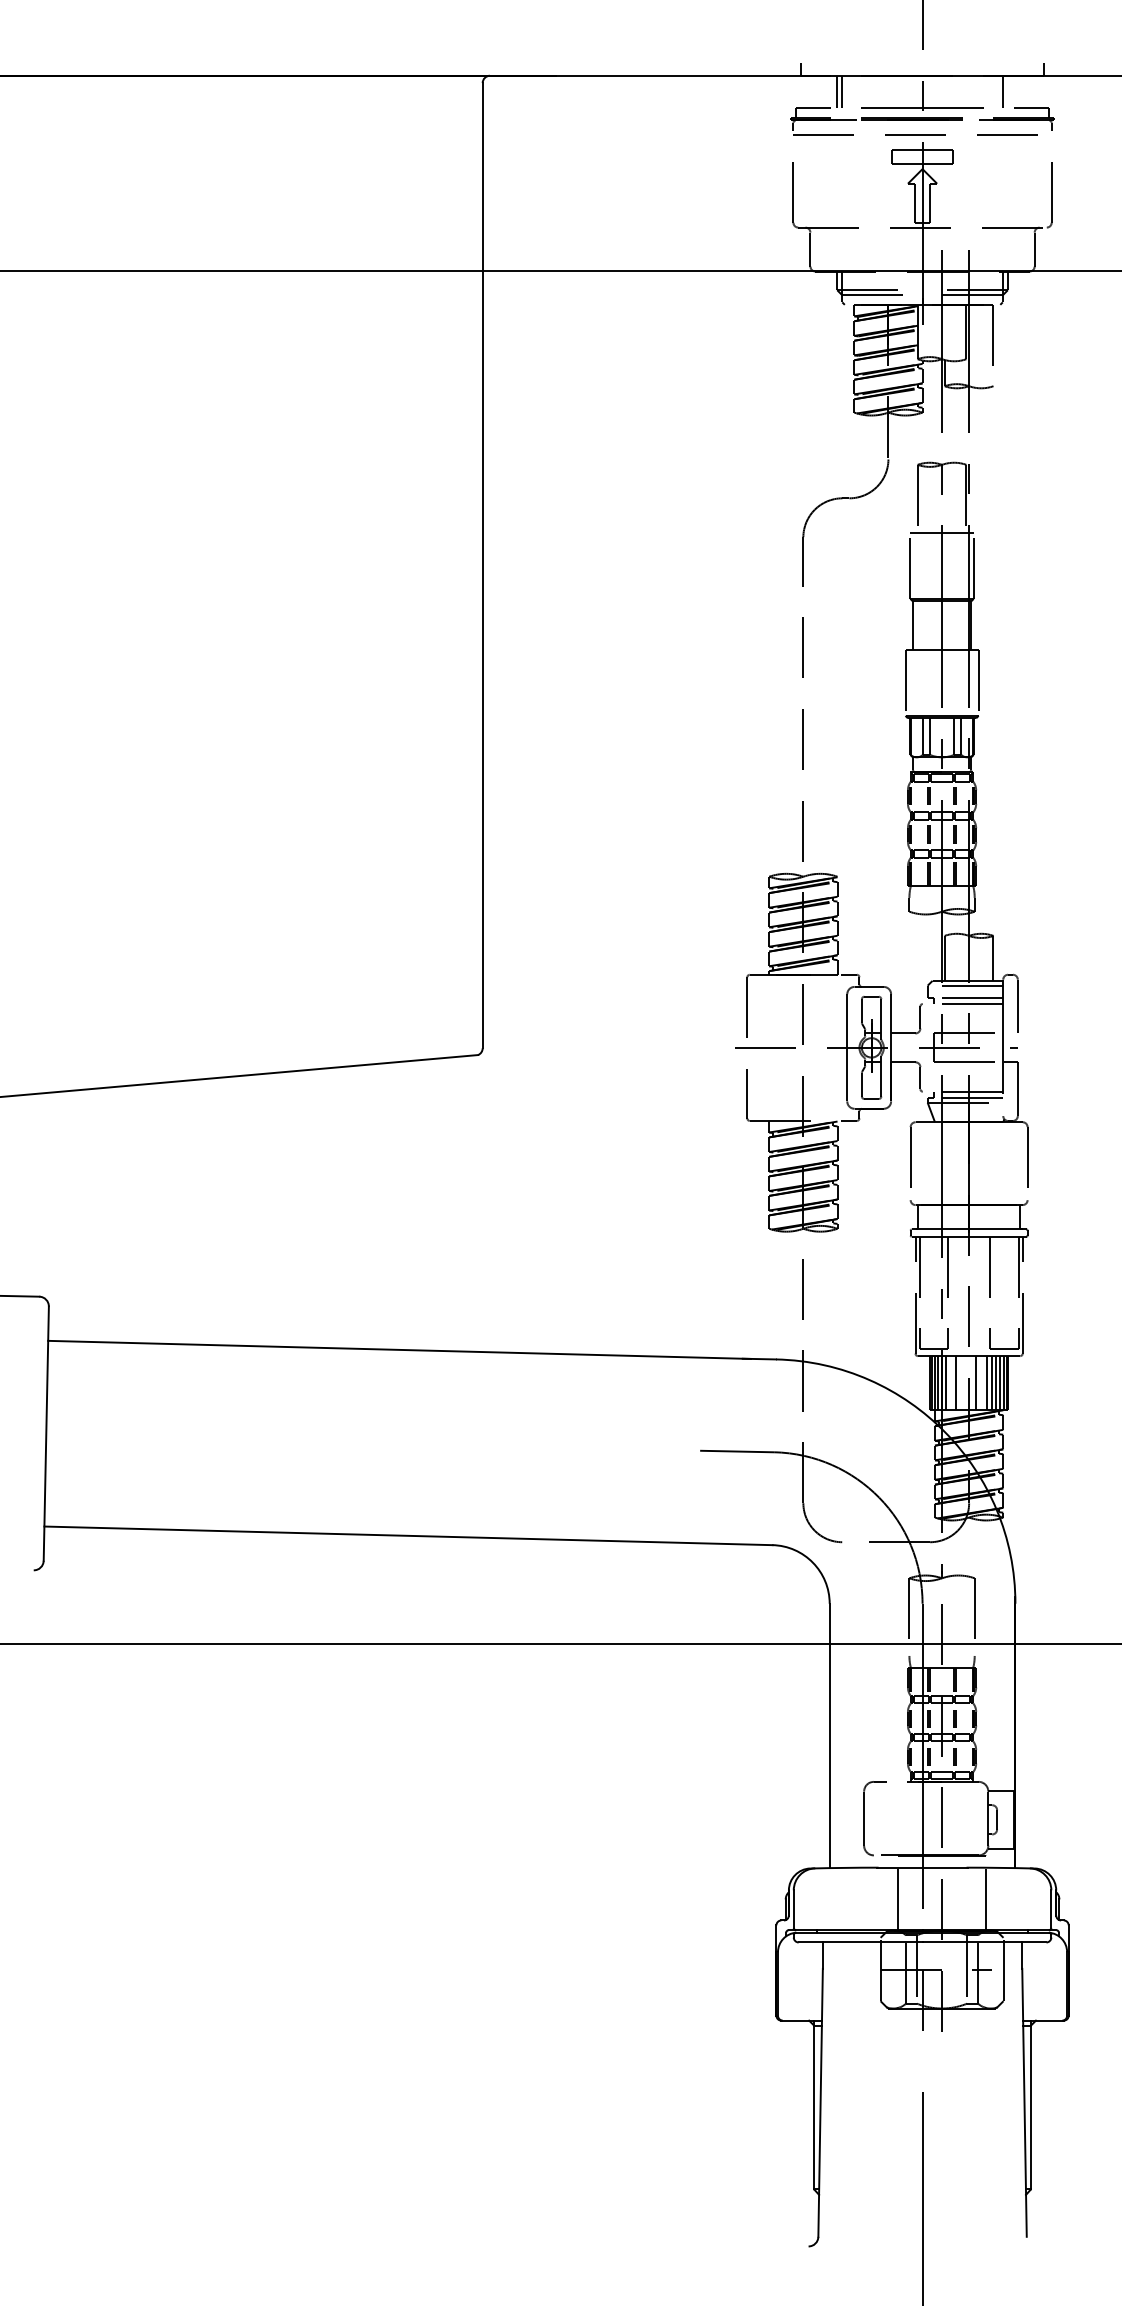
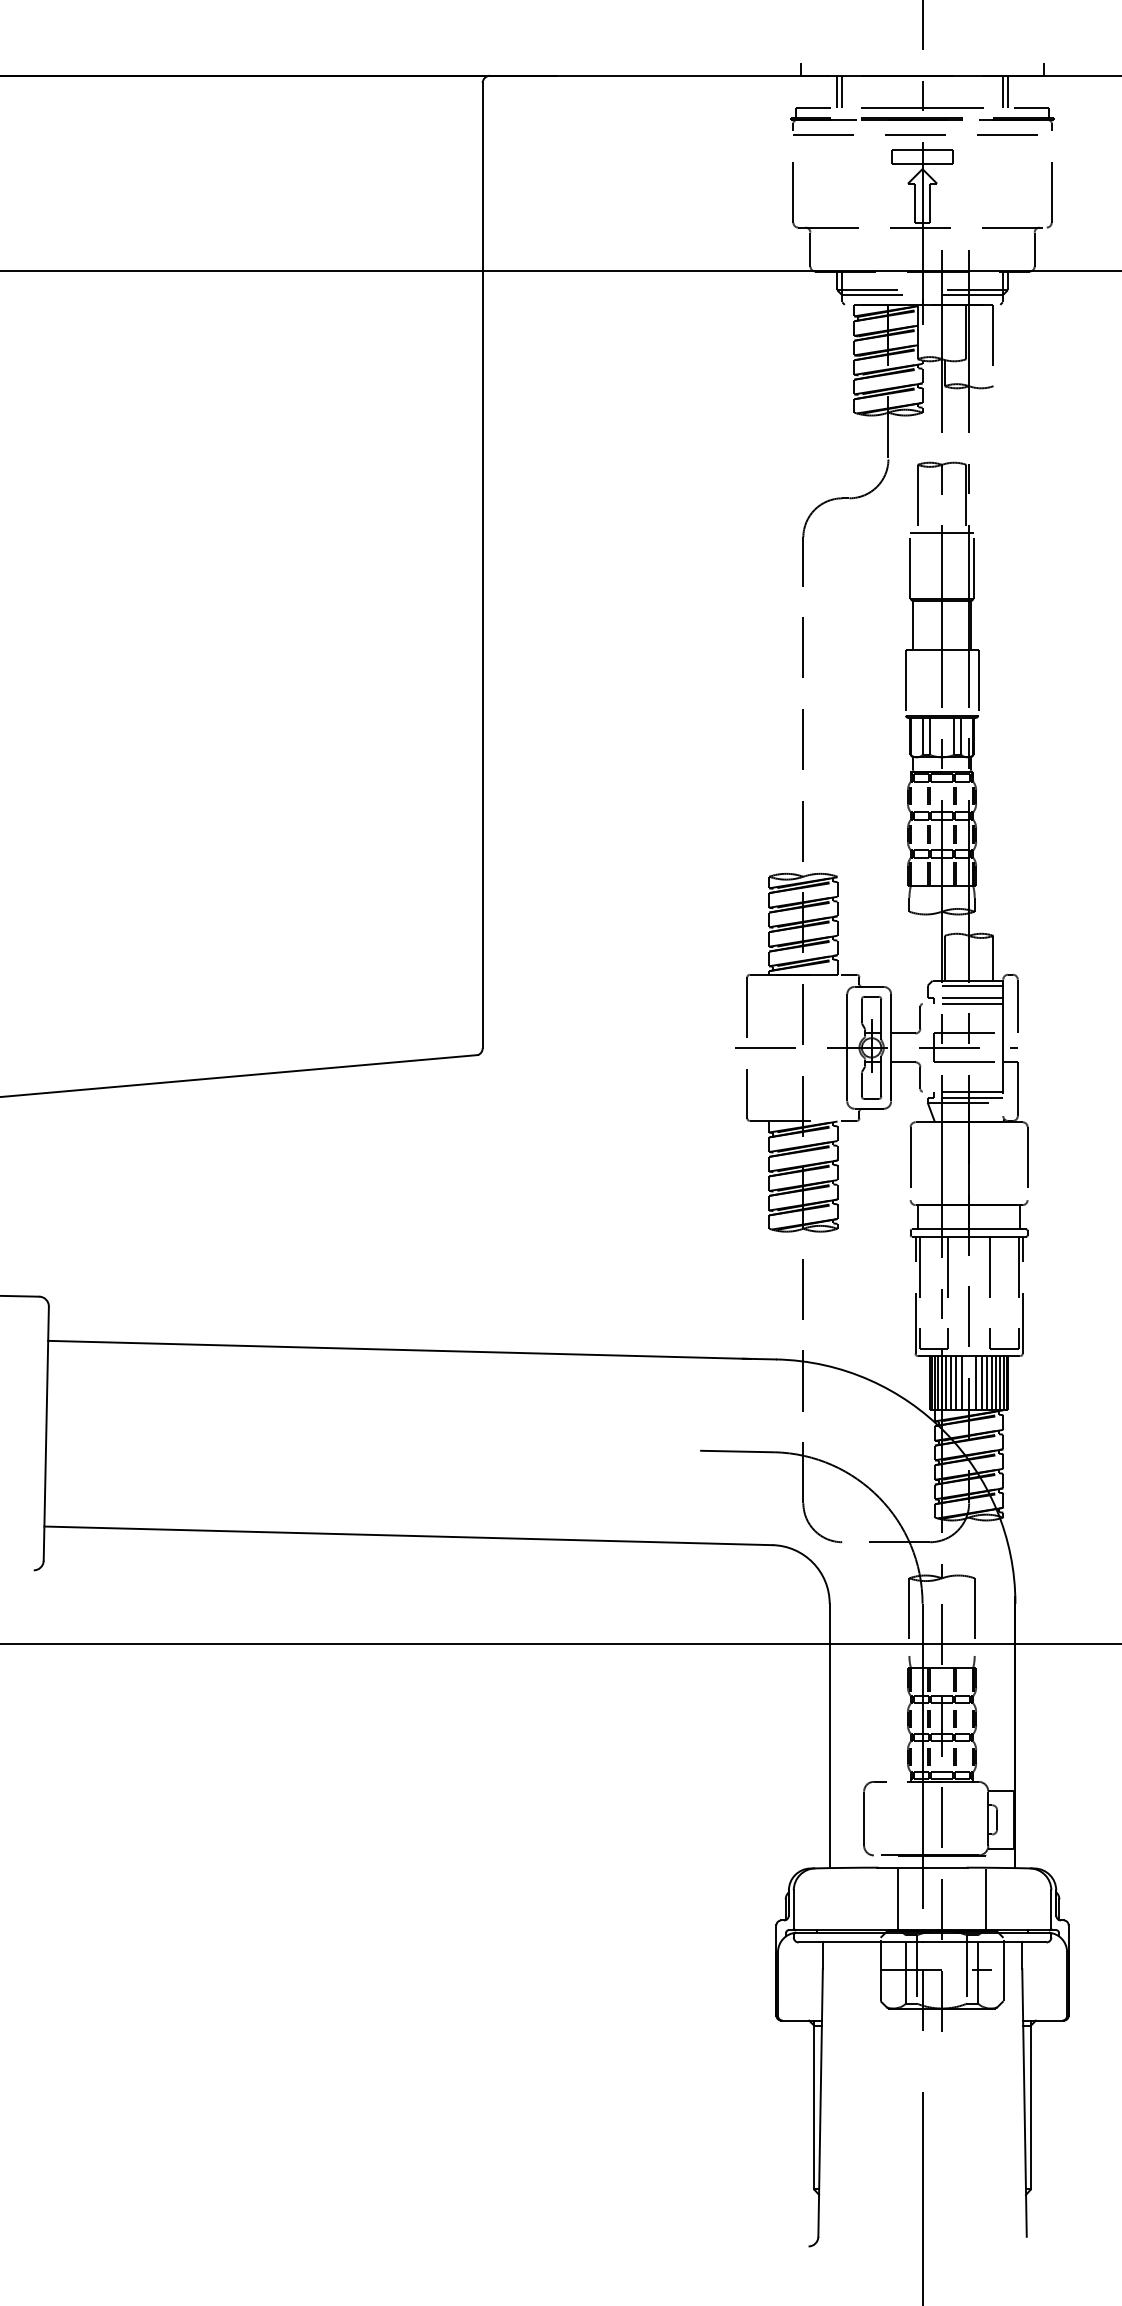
line: none -> present (1007, 91)
line: none -> present (951, 1382)
line: none -> present (962, 1382)
line: none -> present (981, 1382)
